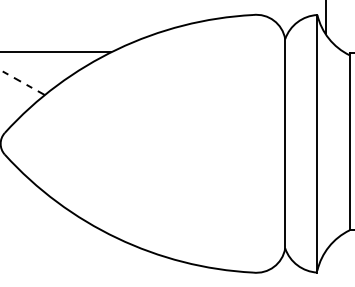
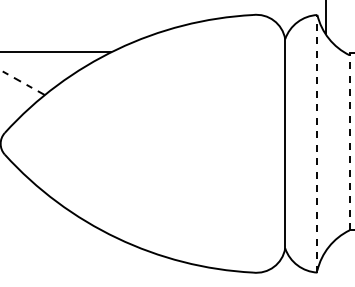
line: solid -> dashed (349, 141)
line: solid -> dashed (317, 143)
